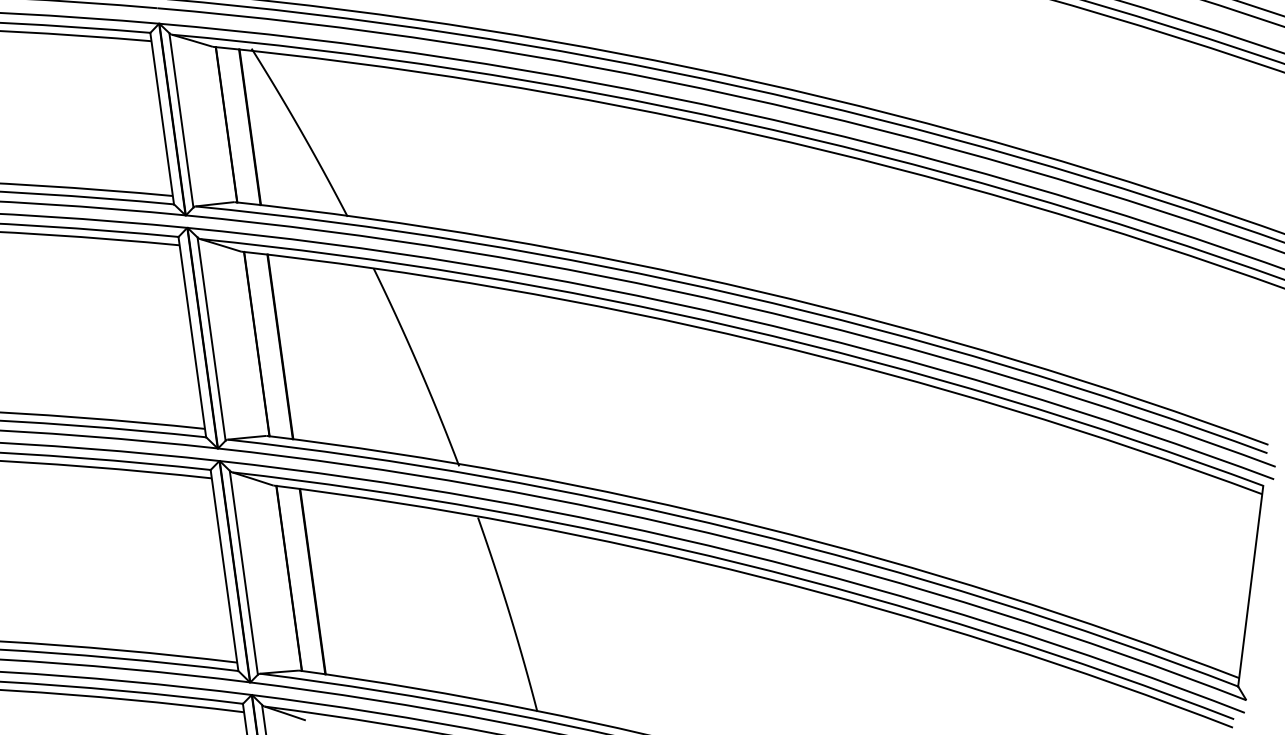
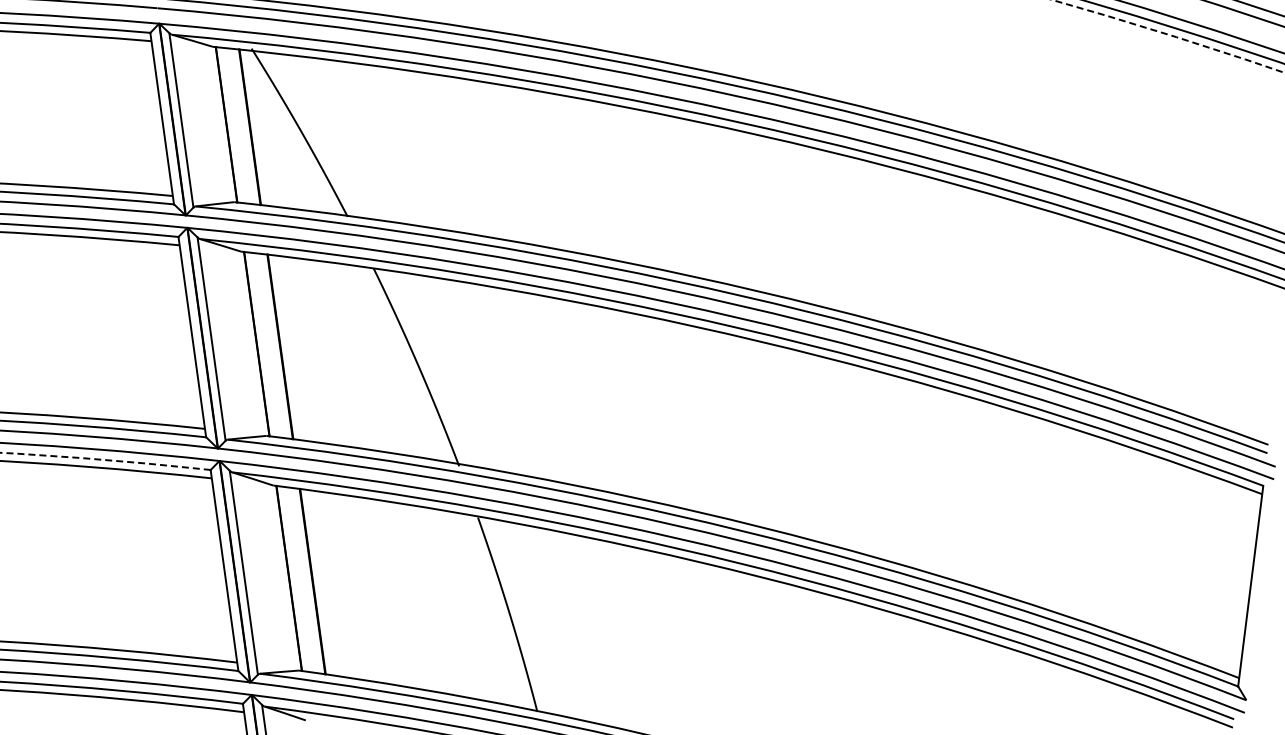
arc: solid -> dashed (1168, 34)
arc: solid -> dashed (104, 460)
